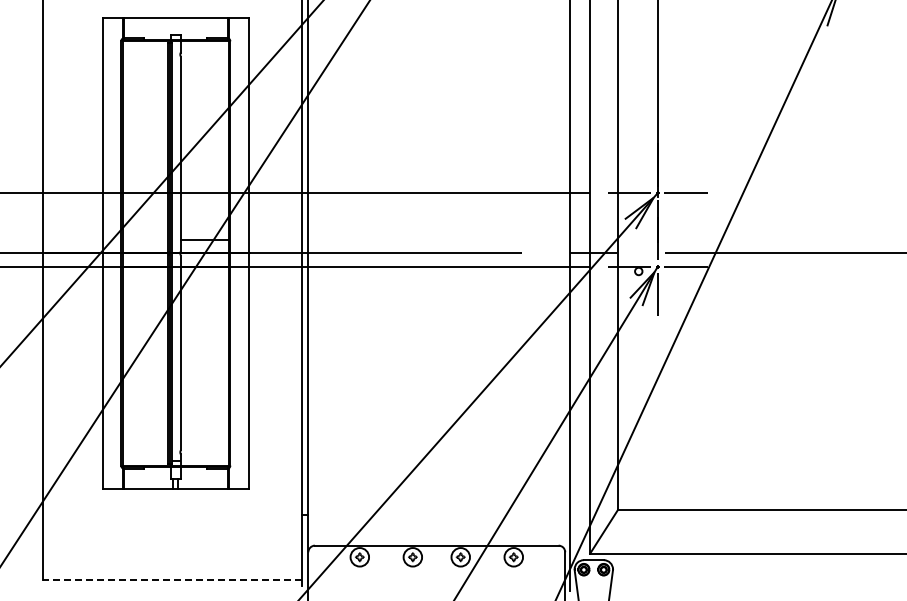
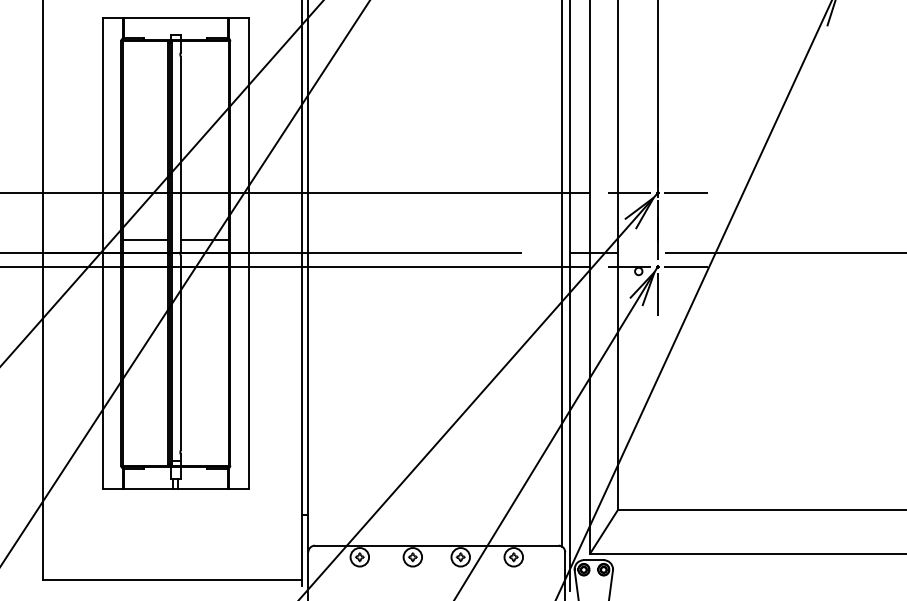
line: none -> present (145, 240)
line: none -> present (562, 274)
line: dashed -> solid (171, 579)
